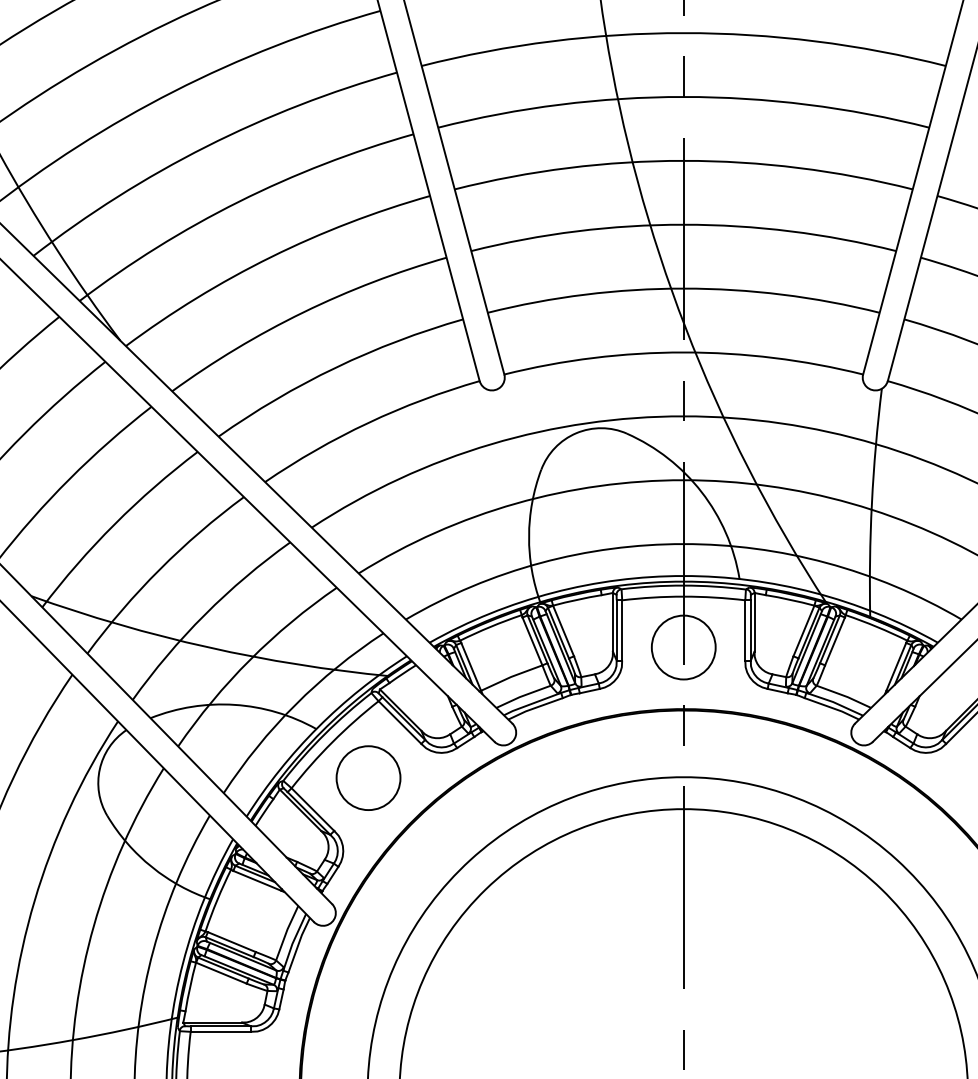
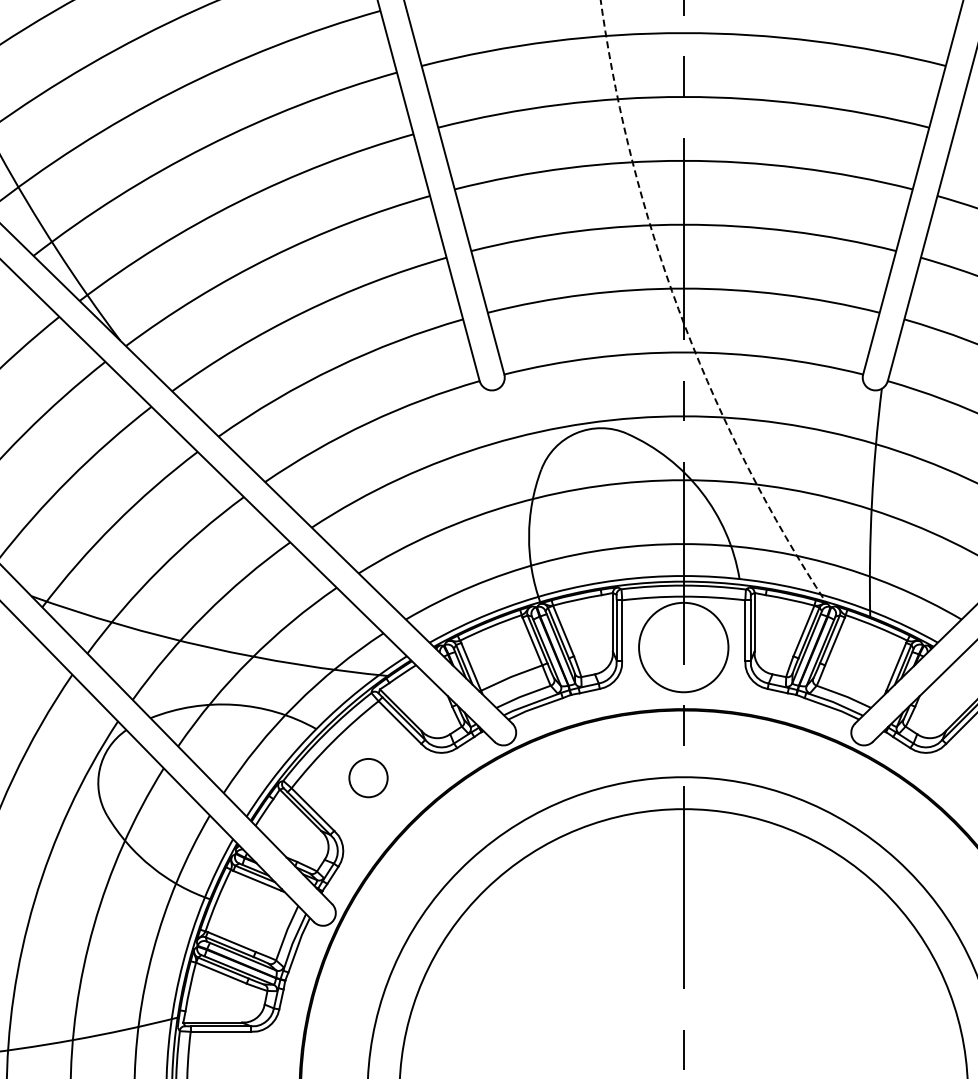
arc: solid -> dashed (680, 313)
circle diameter: 64 px -> 89 px (683, 647)
circle size: 67x66 px -> 41x41 px (368, 778)
